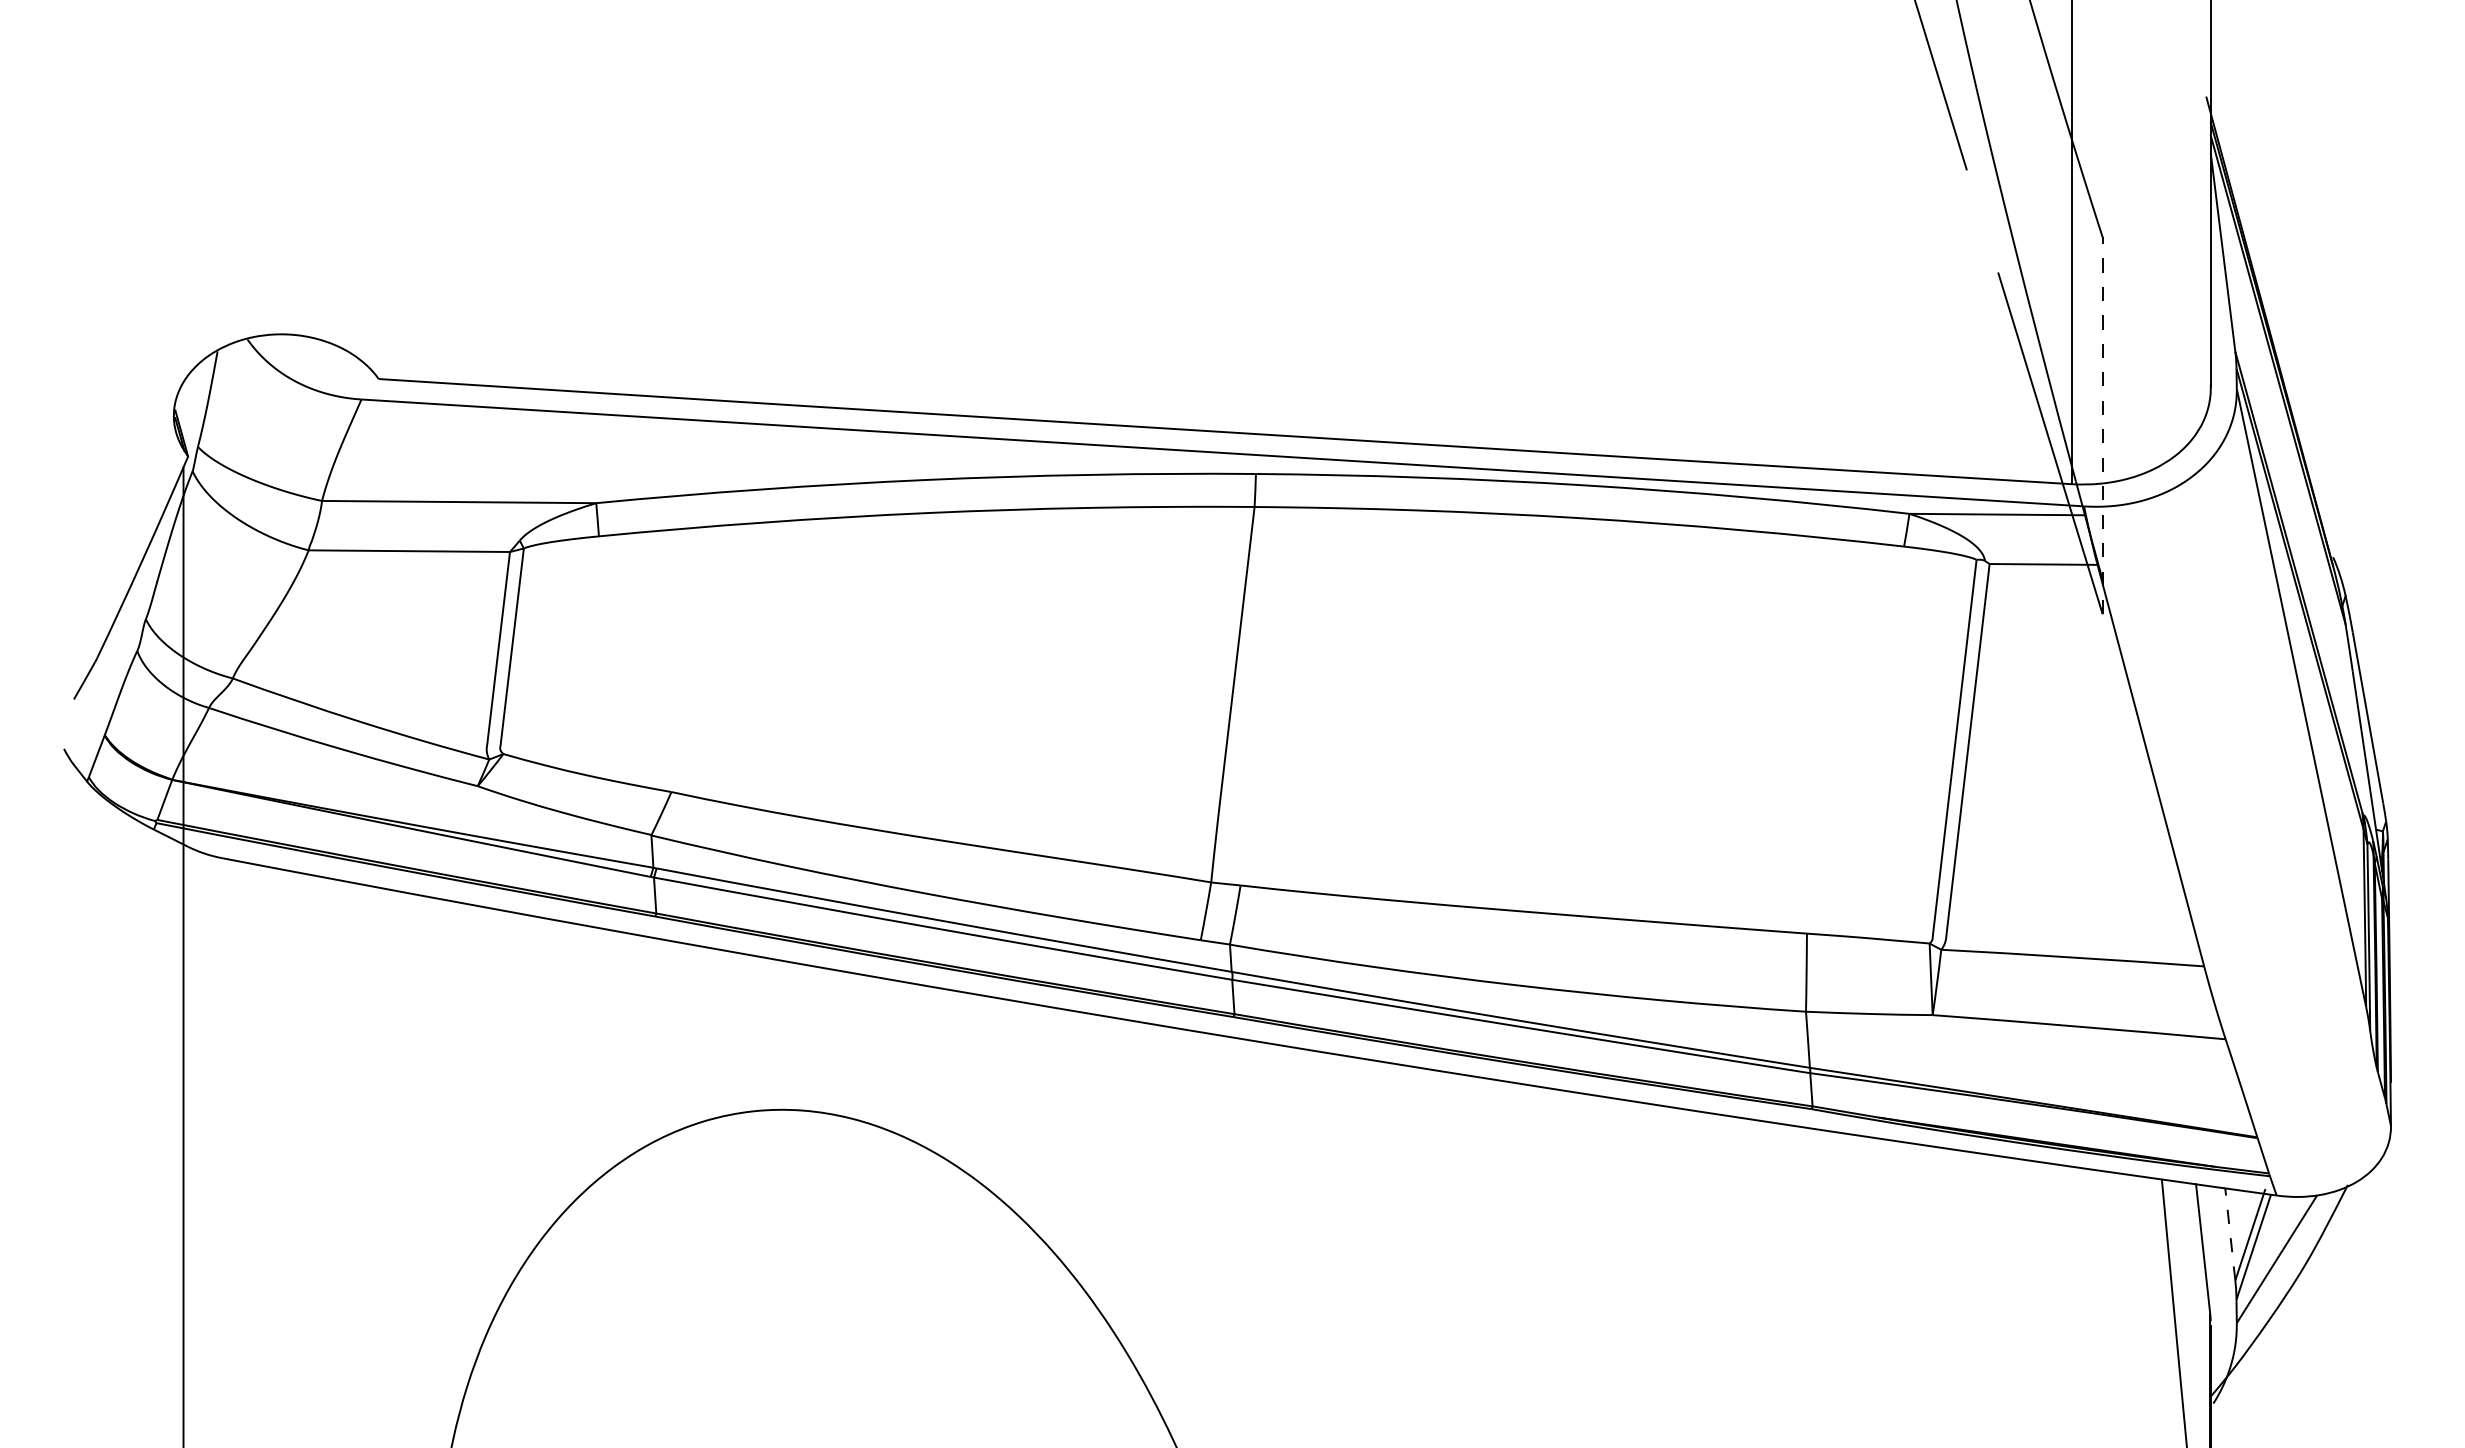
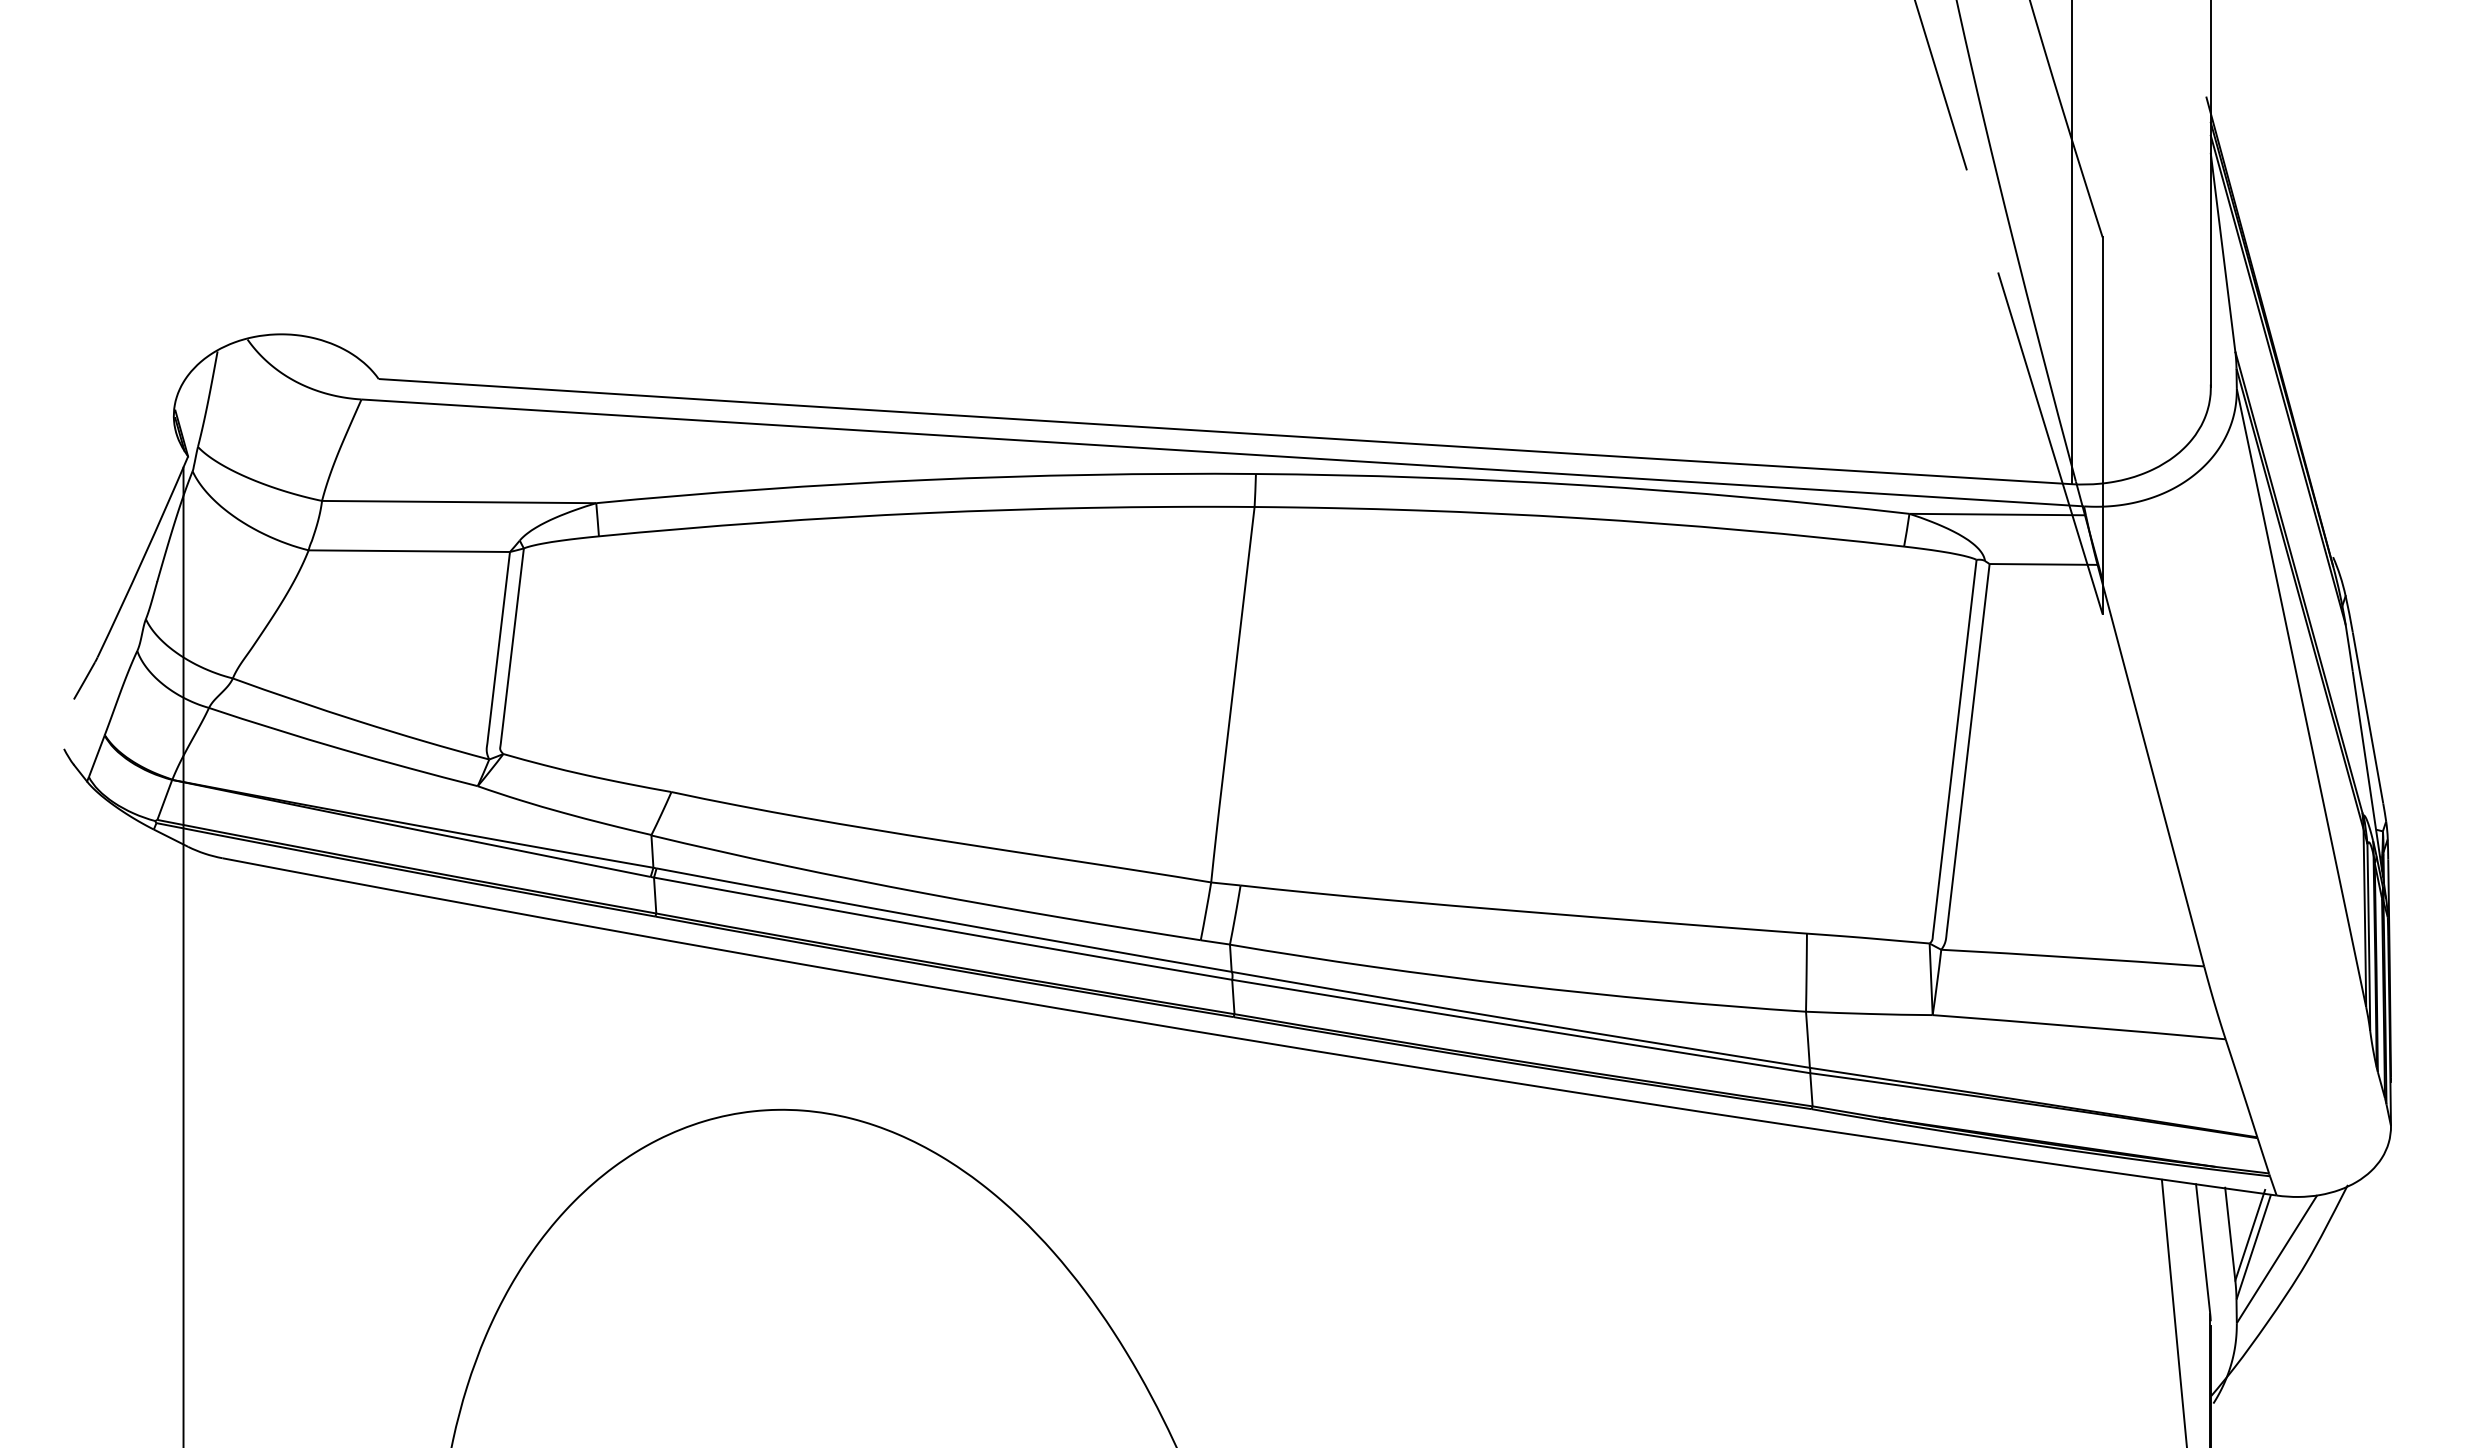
line: dashed -> solid (2102, 425)
line: dashed -> solid (2230, 1234)
